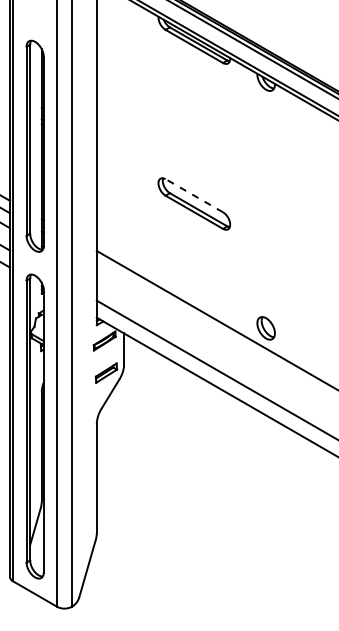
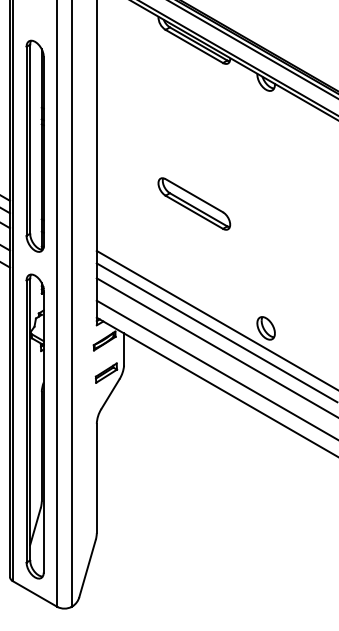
line: dashed -> solid (193, 195)
line: none -> present (215, 332)
line: none -> present (215, 347)
